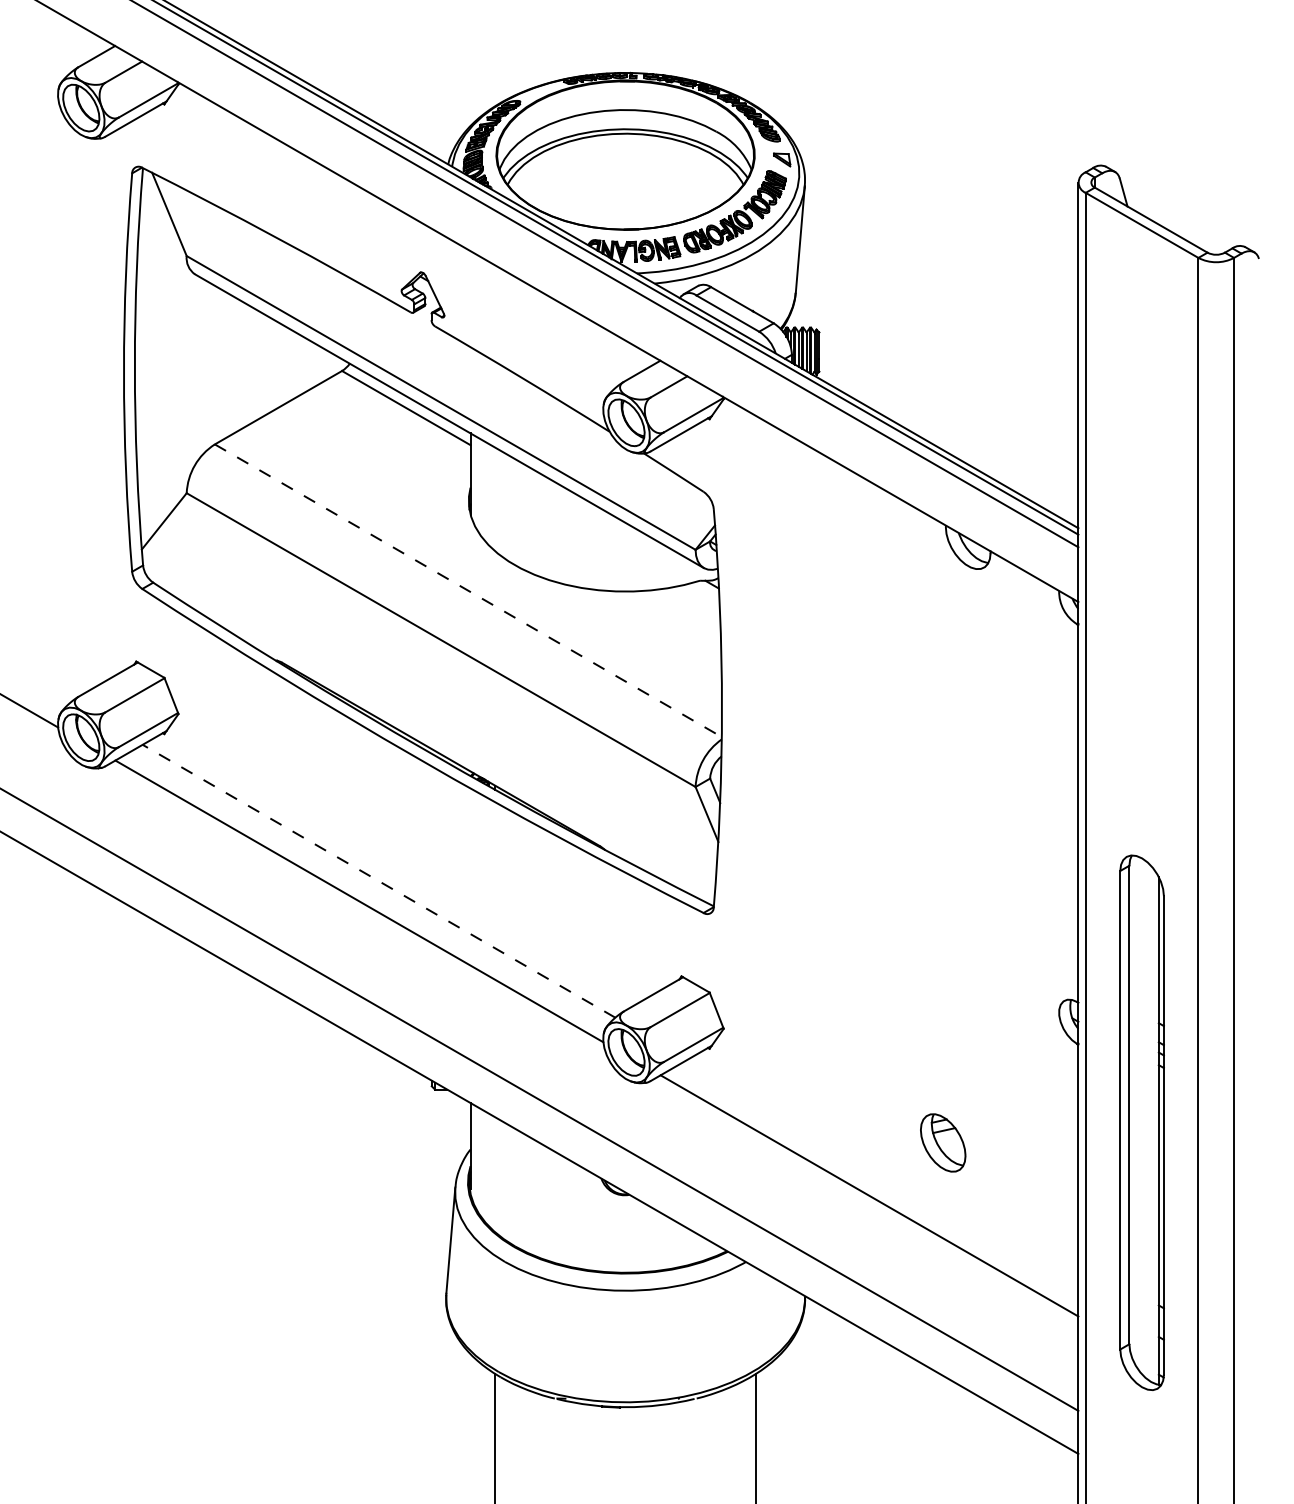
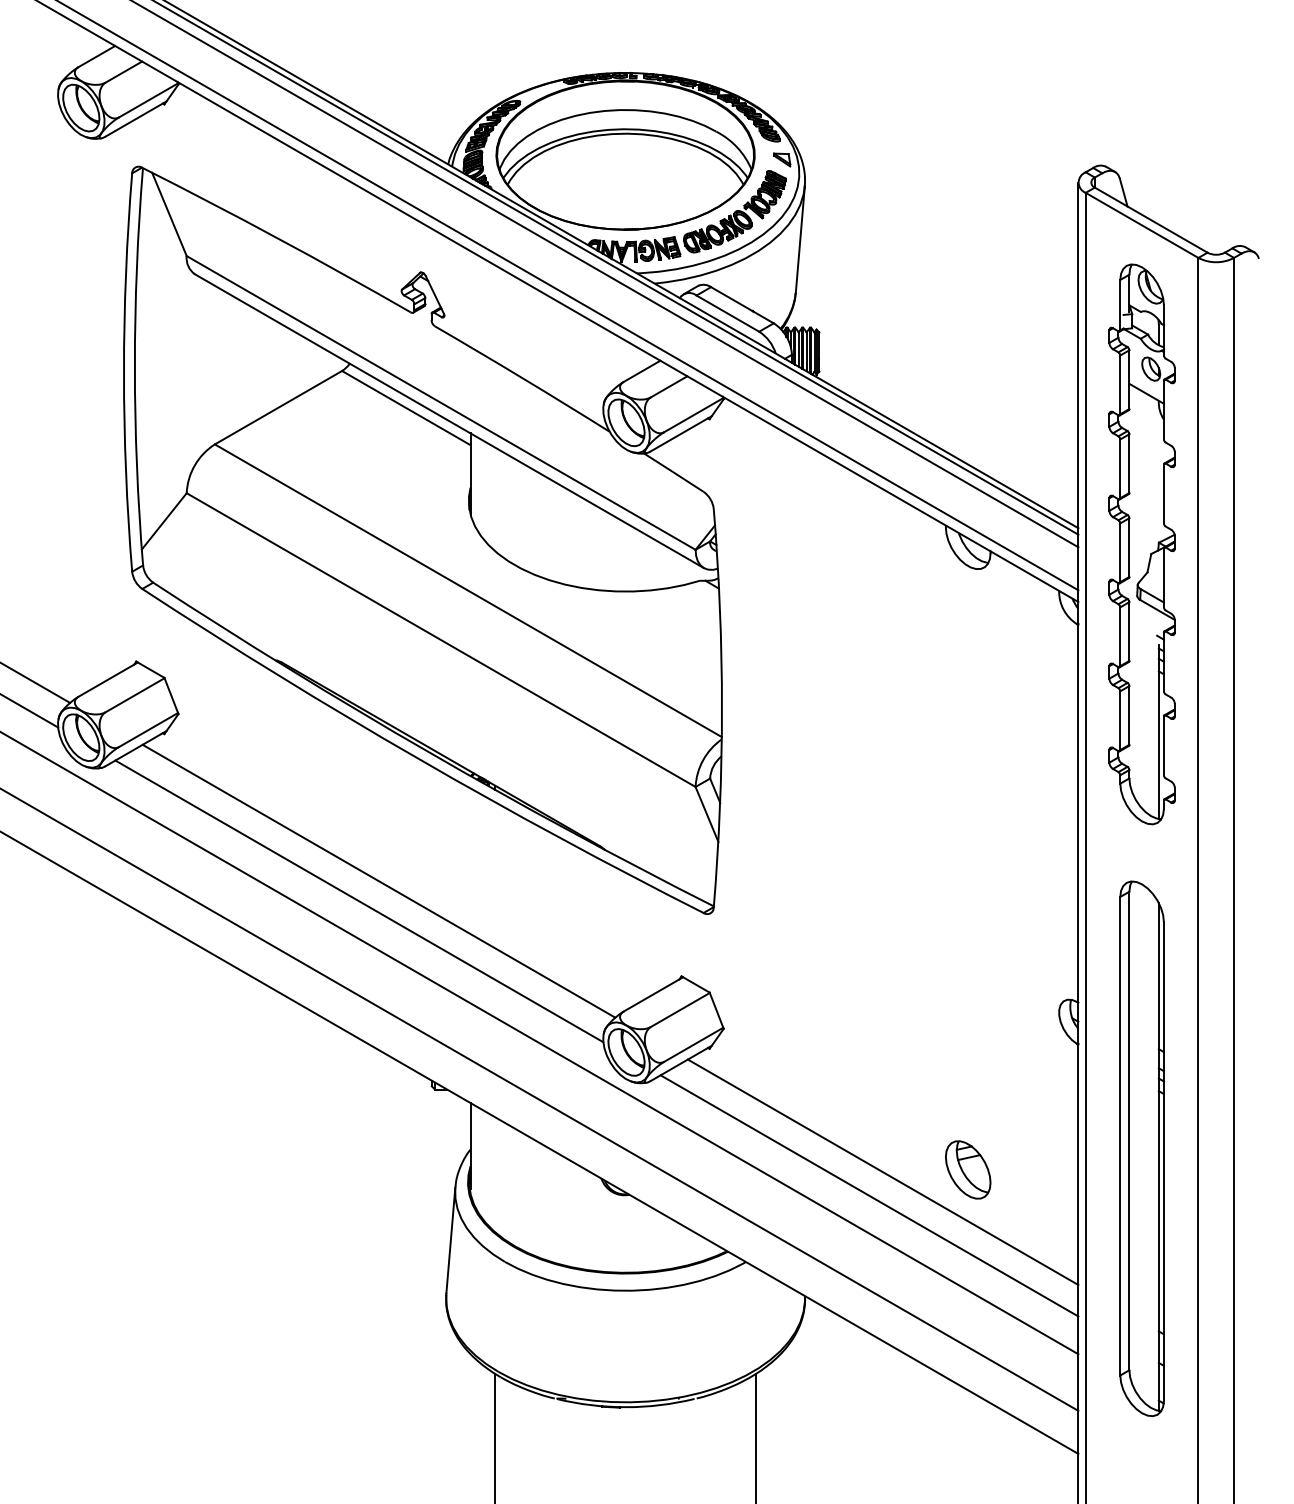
line: none -> present (568, 296)
part: none -> present (1141, 544)
line: dashed -> solid (468, 590)
line: none -> present (36, 682)
line: dashed -> solid (379, 881)
line: none -> present (540, 1043)
part position: (1141, 1122) -> (1141, 1148) (1141, 1148)
part position: (943, 1142) -> (968, 1169) (968, 1169)
line: none -> present (882, 1171)
